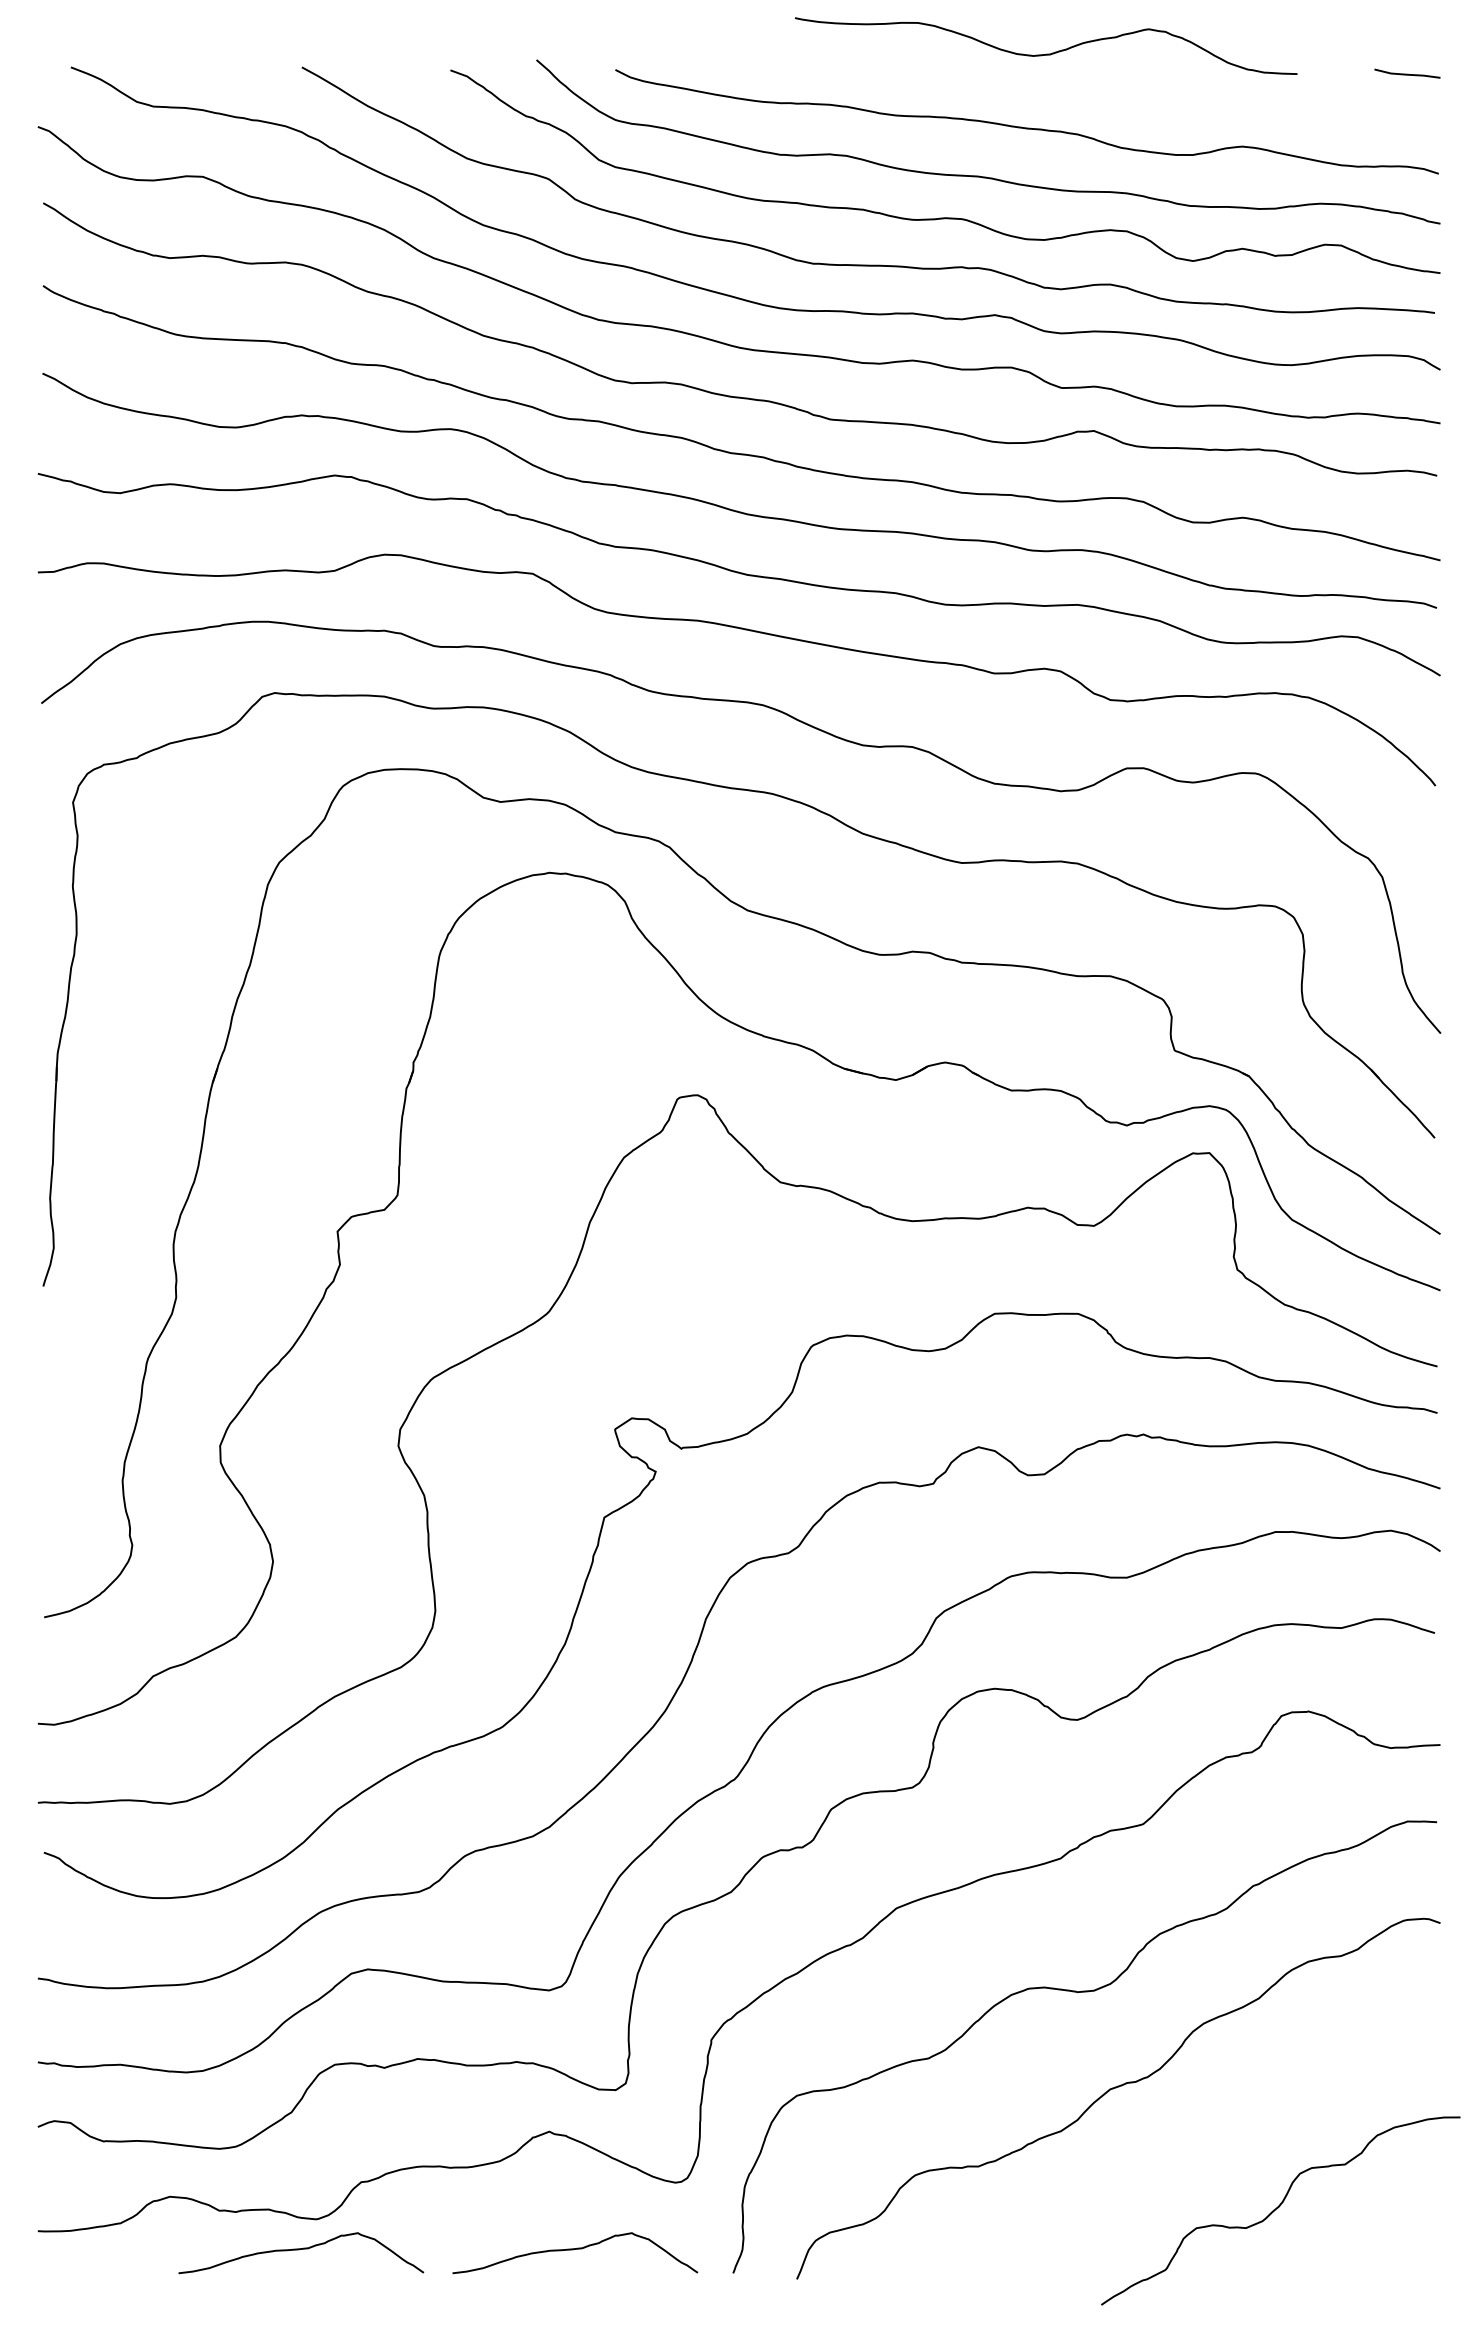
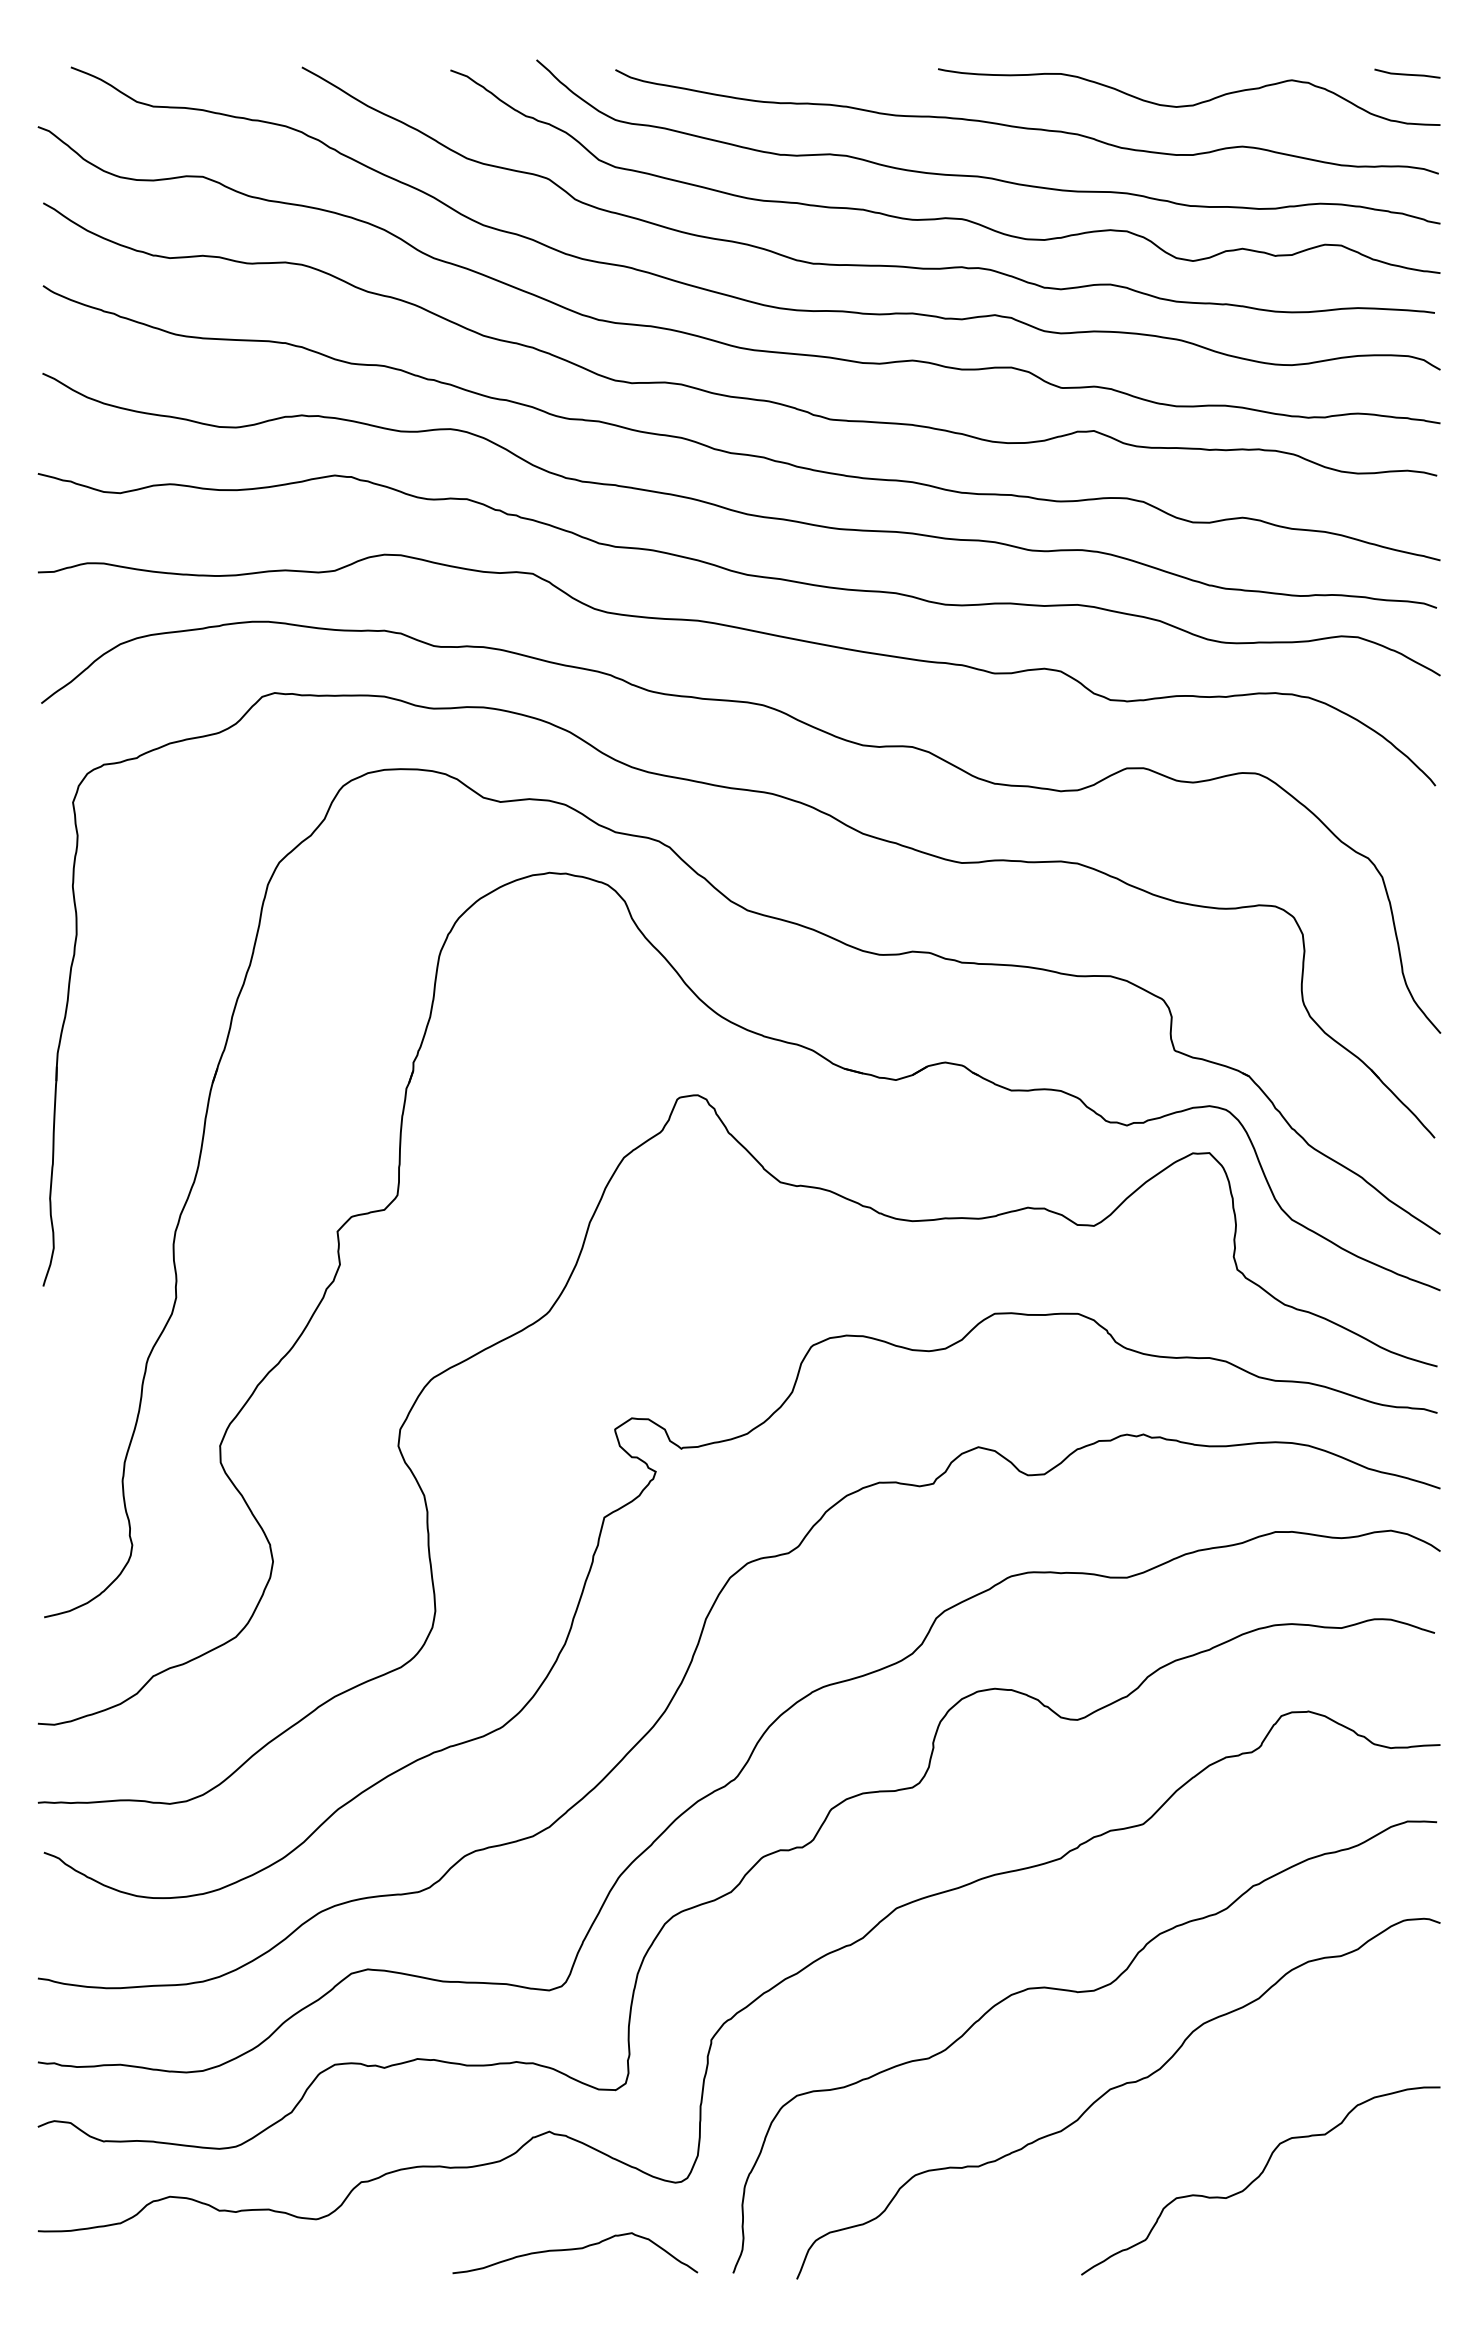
curve position: (1046, 53) -> (1189, 104) (1189, 104)
curve position: (1278, 2208) -> (1258, 2178) (1258, 2178)
curve: present -> none (299, 2250)
